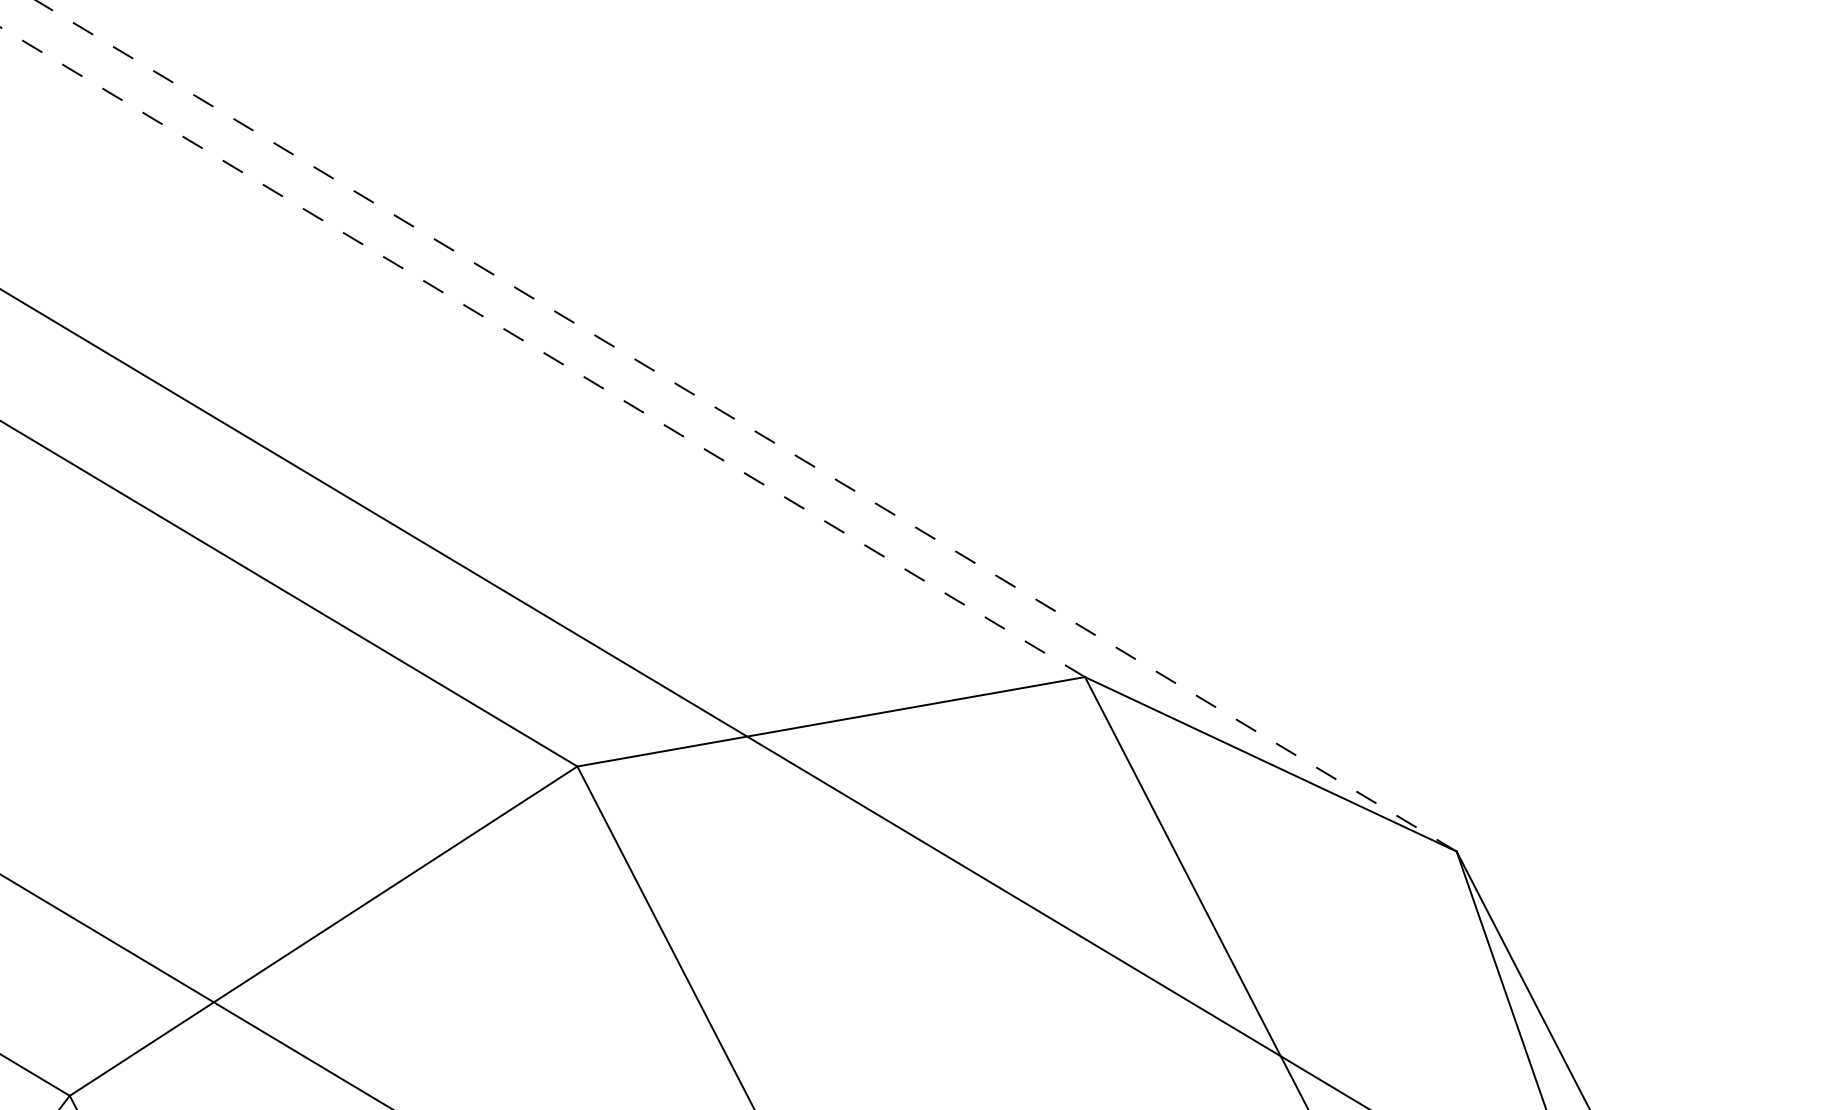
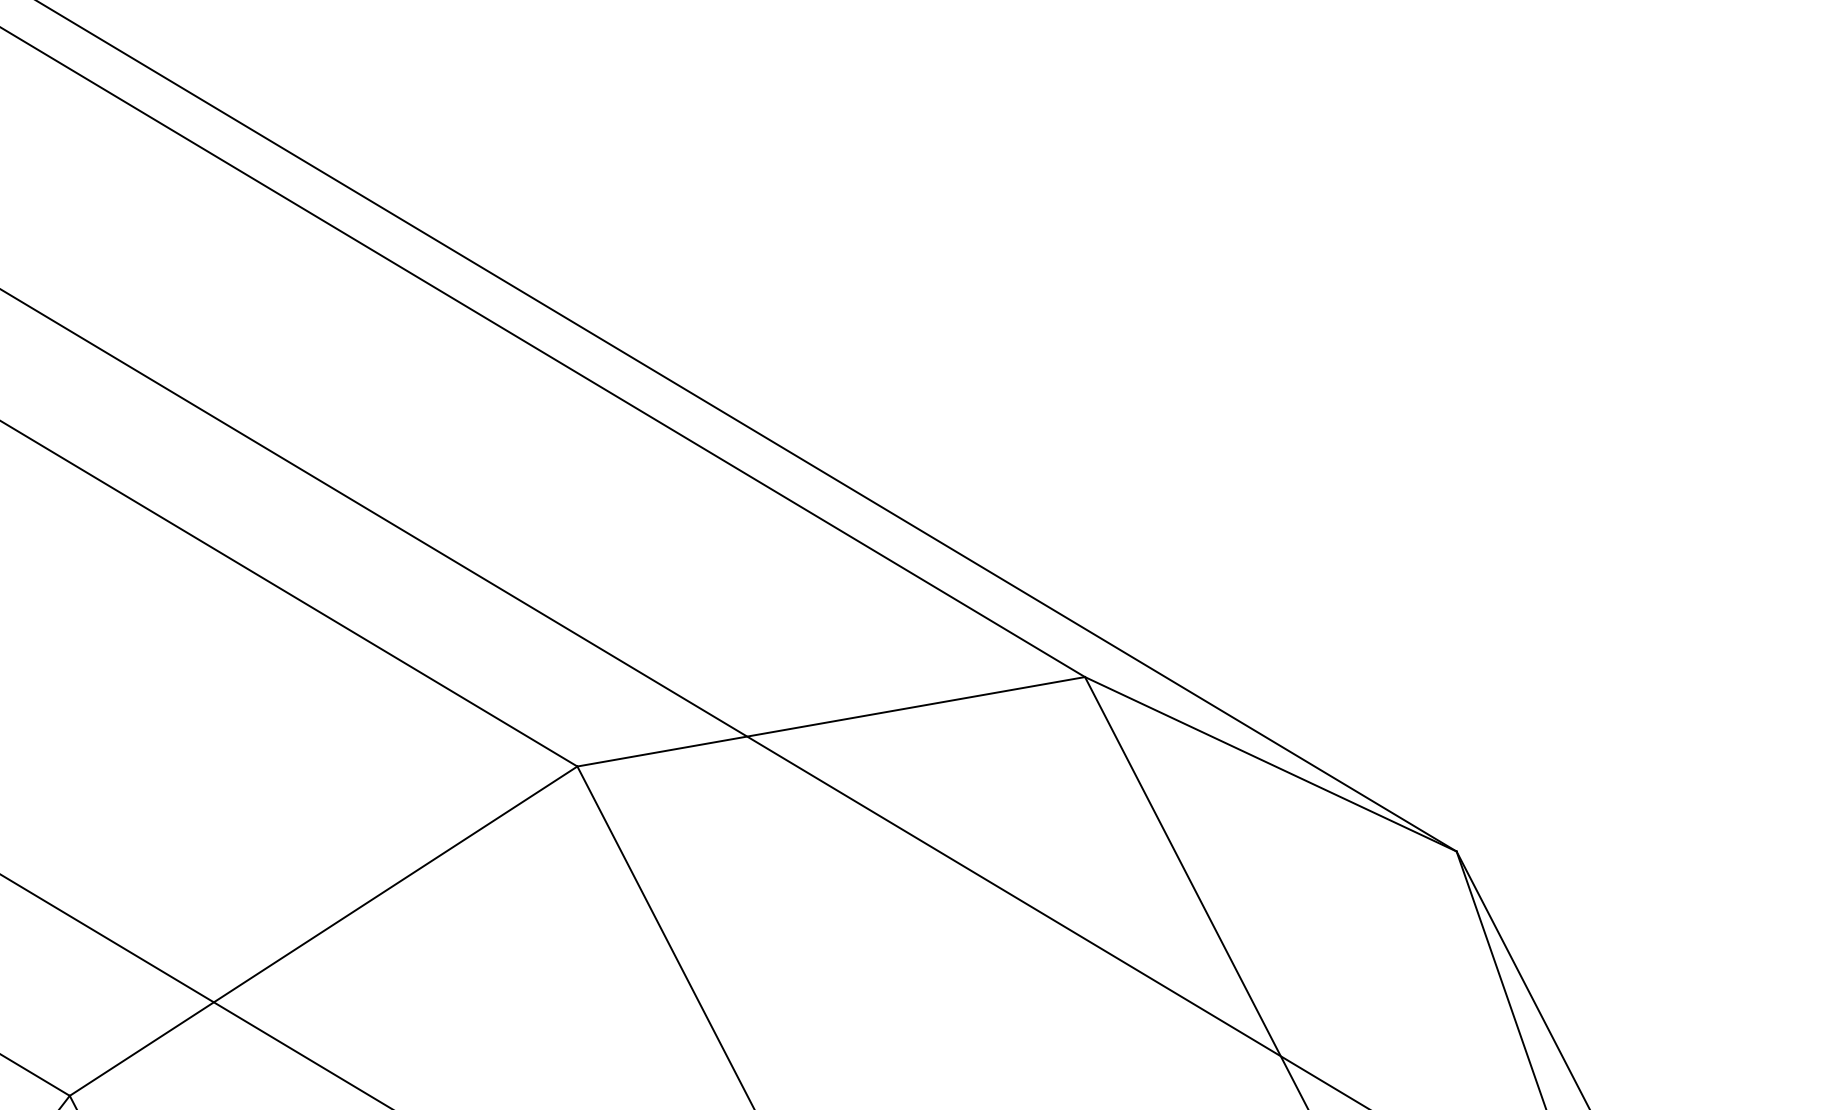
line: dashed -> solid (542, 351)
line: dashed -> solid (745, 425)
